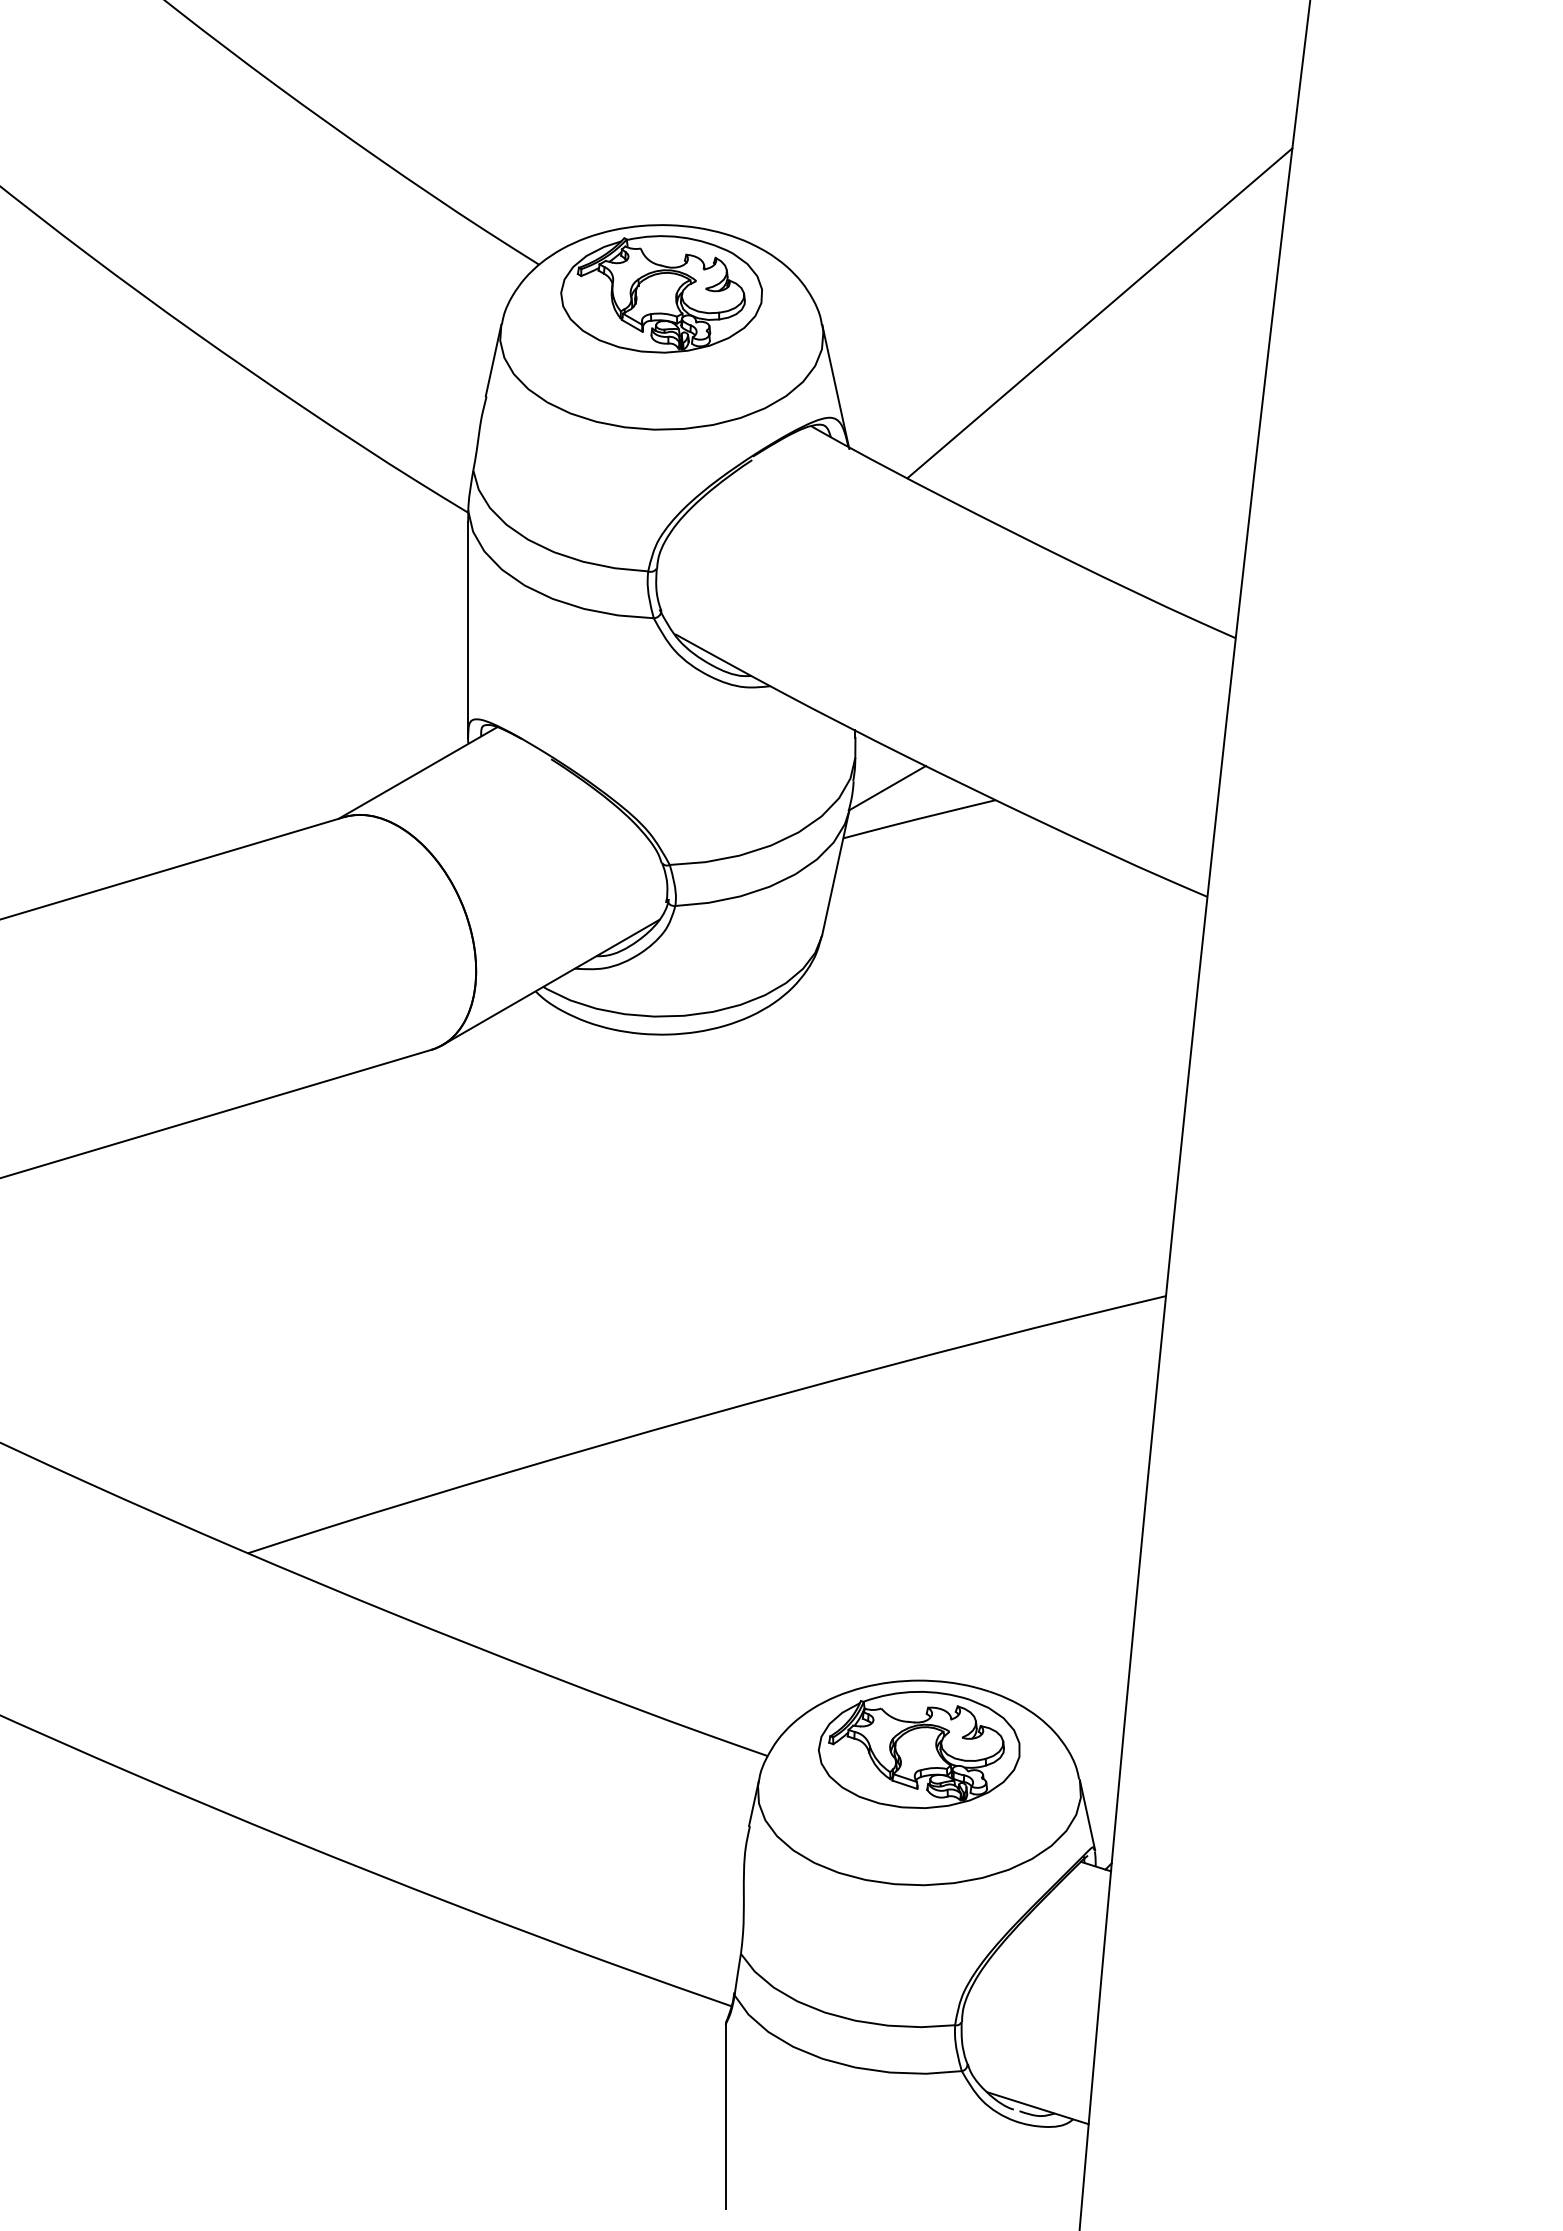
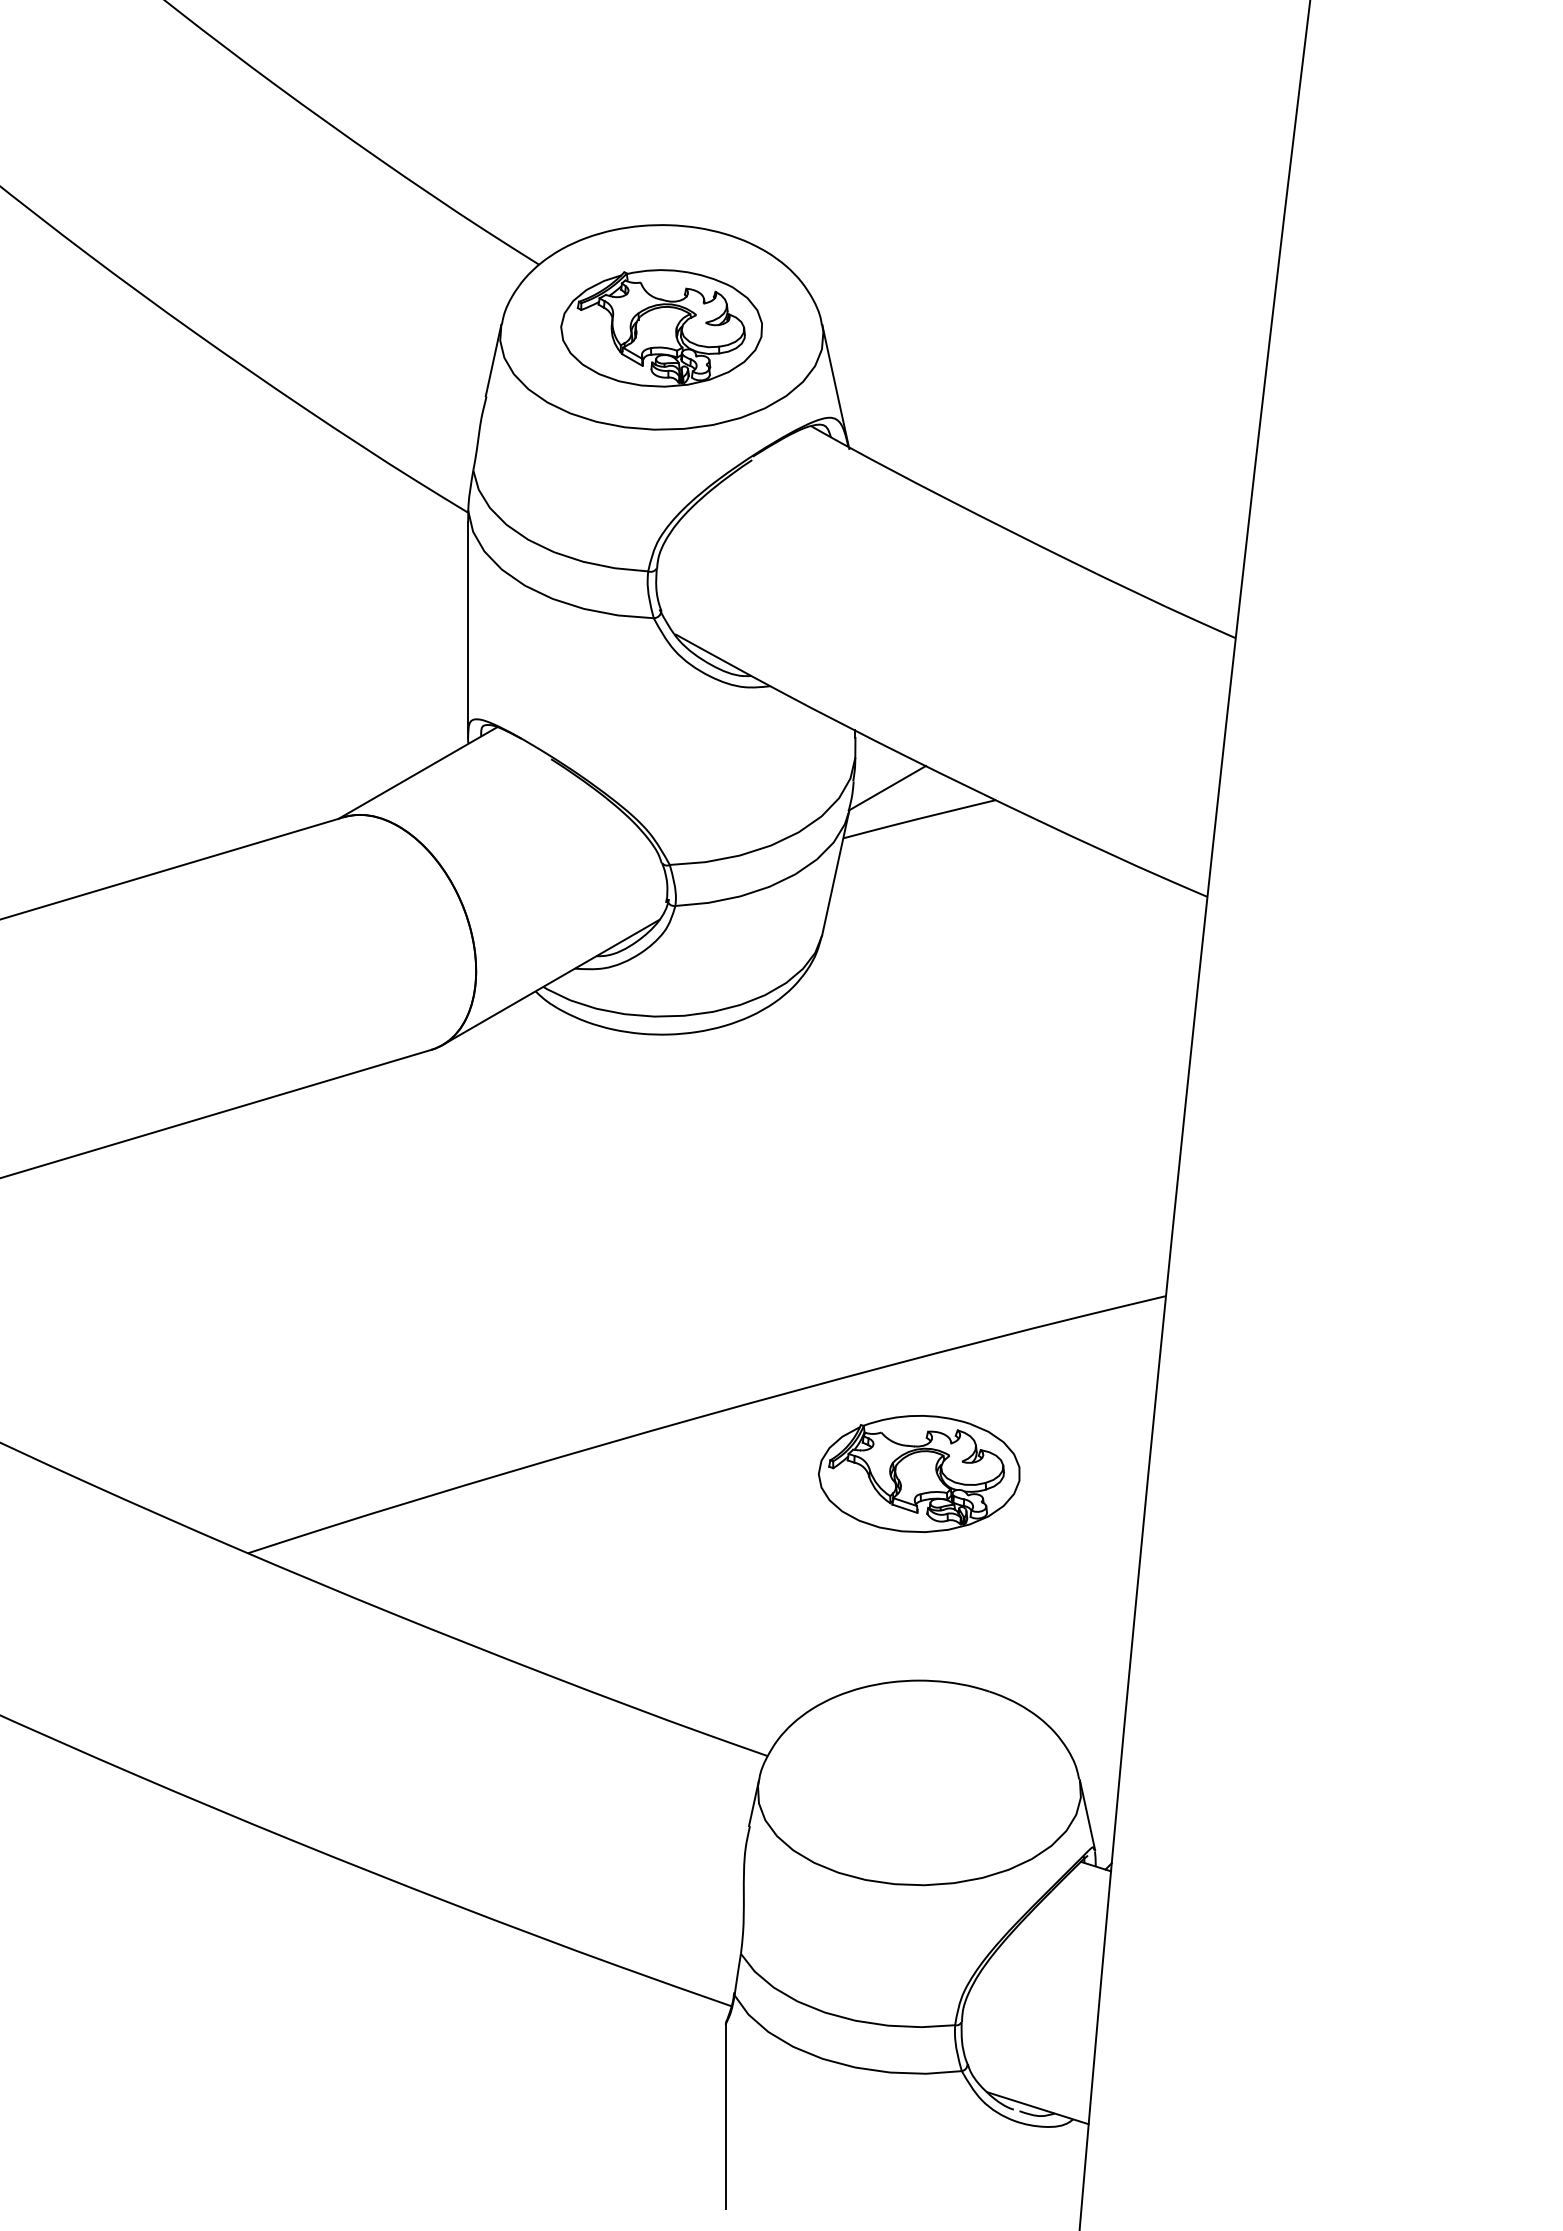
part position: (661, 294) -> (661, 328) (661, 328)
line: present -> none (1099, 313)
part position: (919, 1749) -> (919, 1473) (919, 1473)
